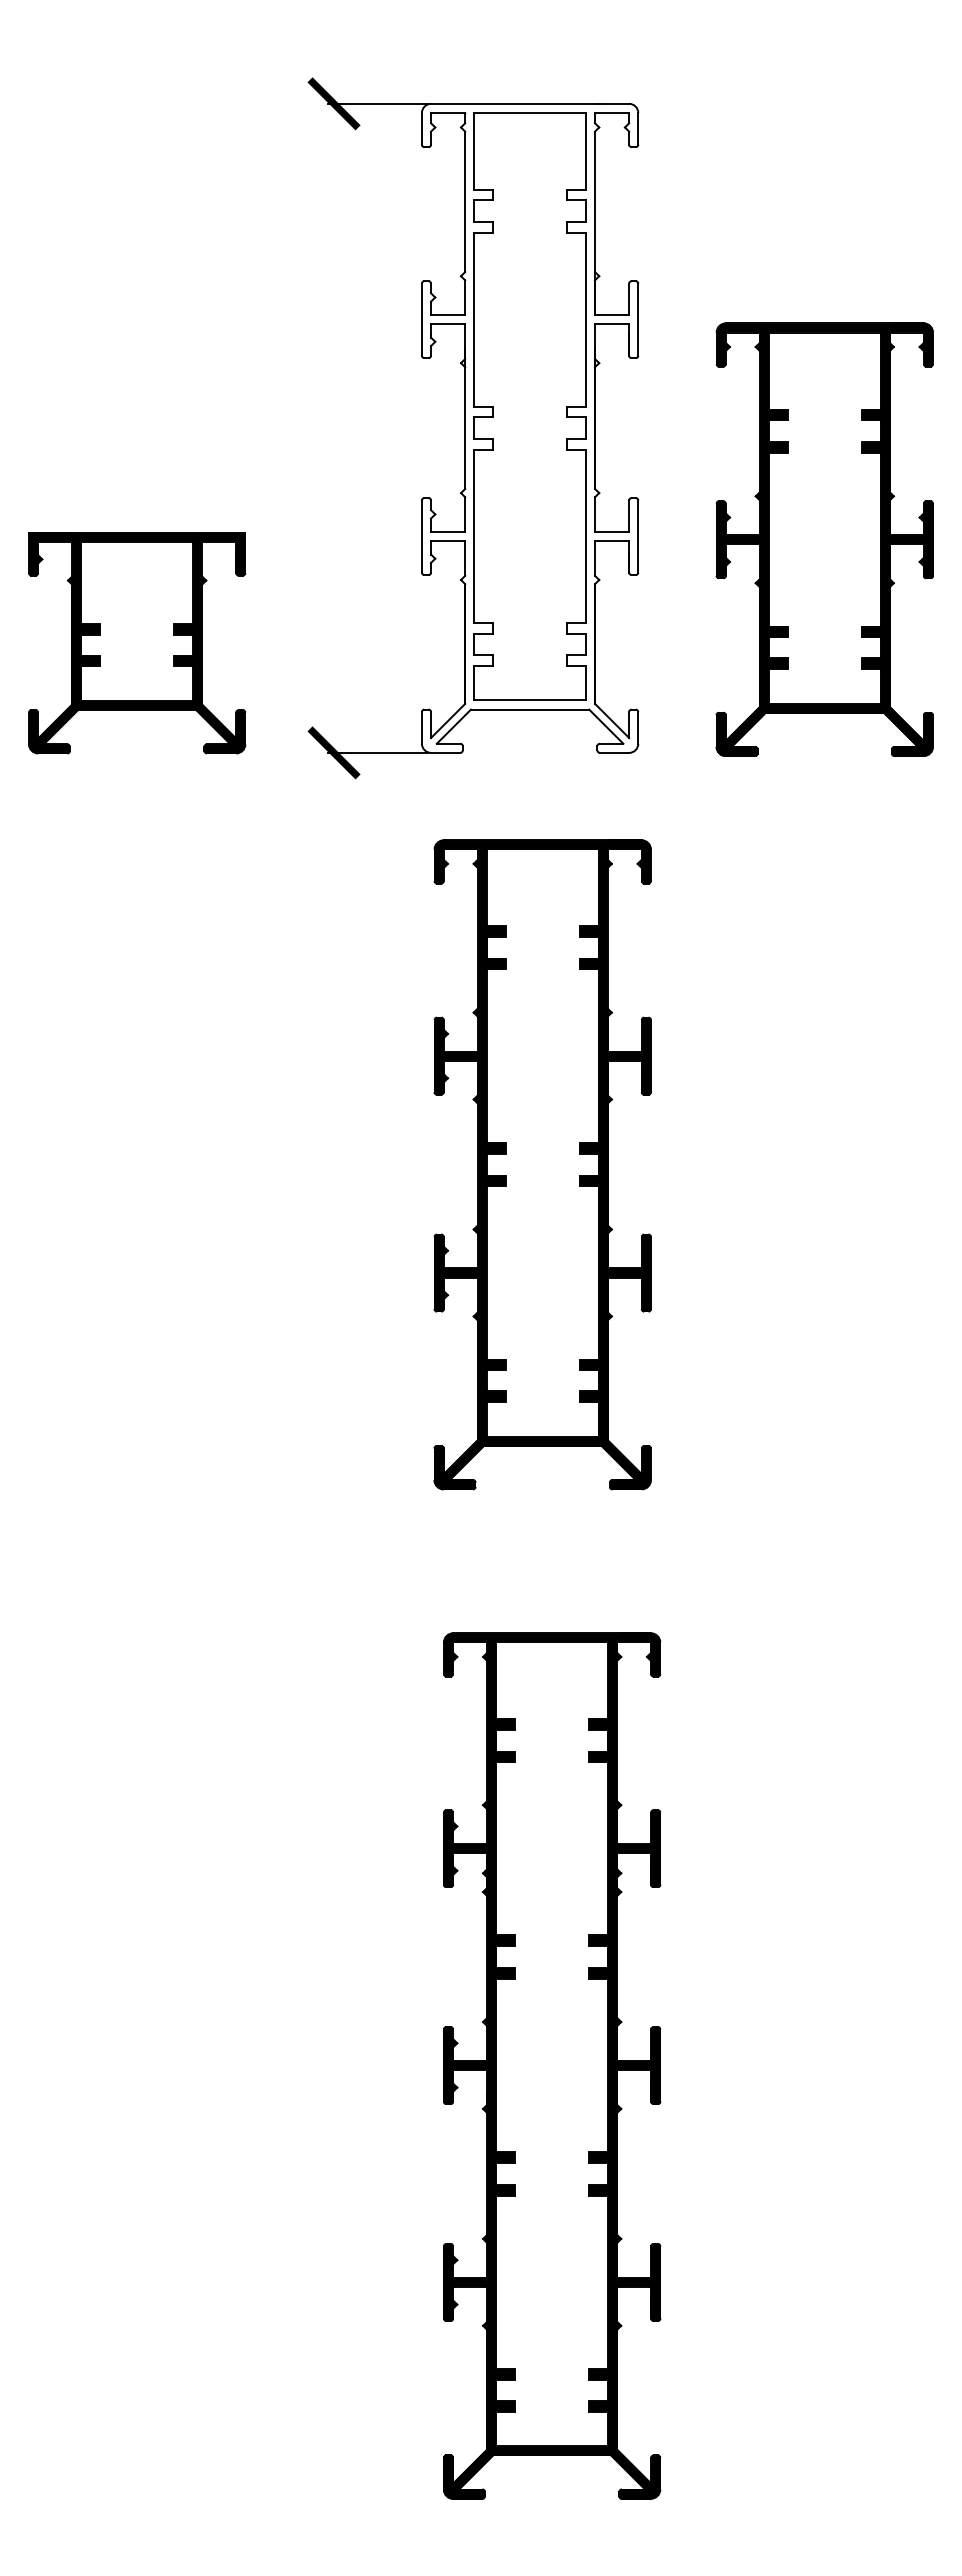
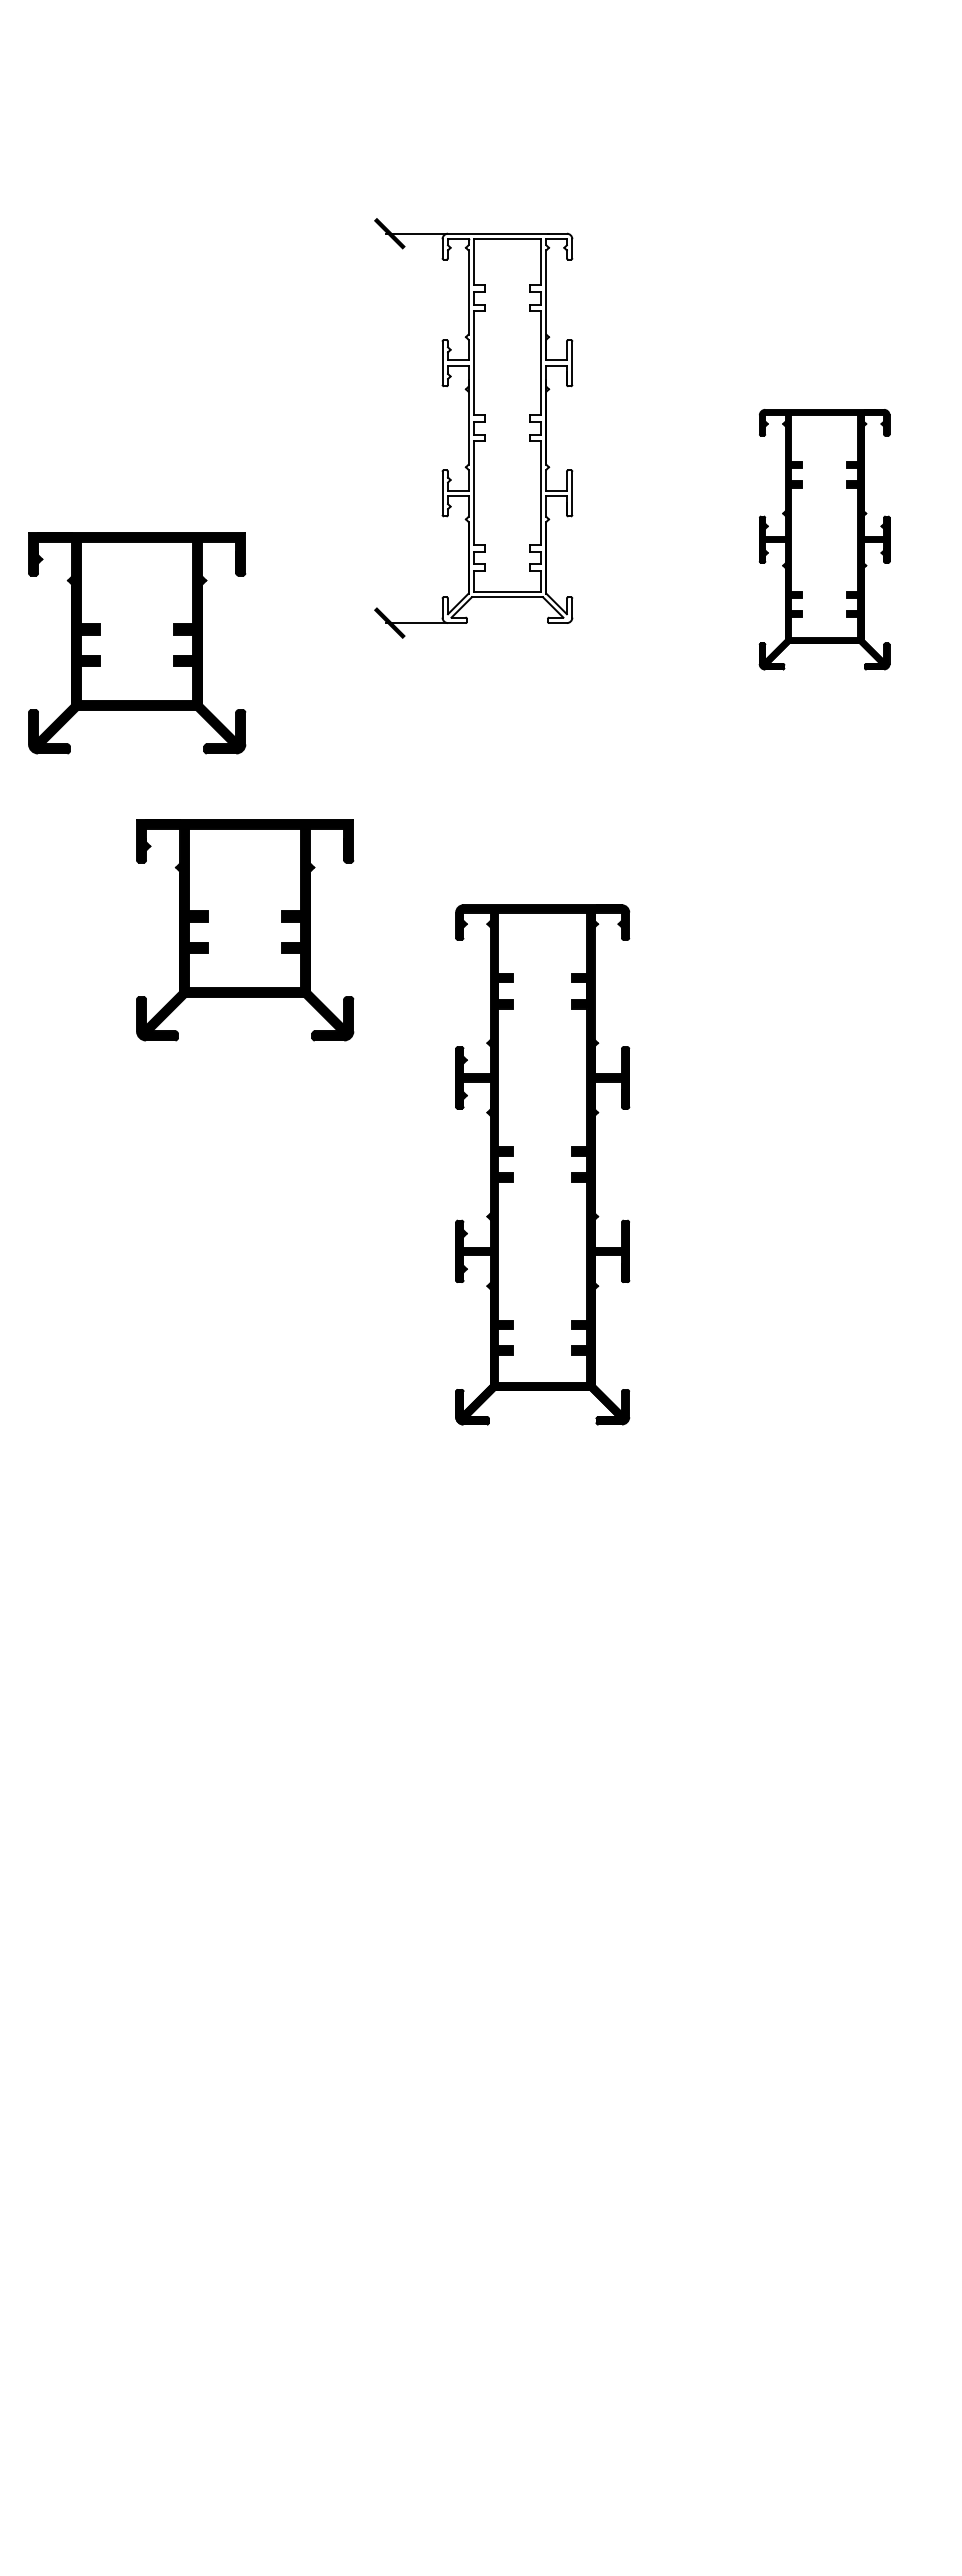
part size: 333x703 px -> 200x421 px (473, 428)
part size: 219x435 px -> 133x262 px (824, 539)
part: none -> present (245, 930)
part size: 219x652 px -> 176x522 px (542, 1164)
part: present -> none (552, 2065)
